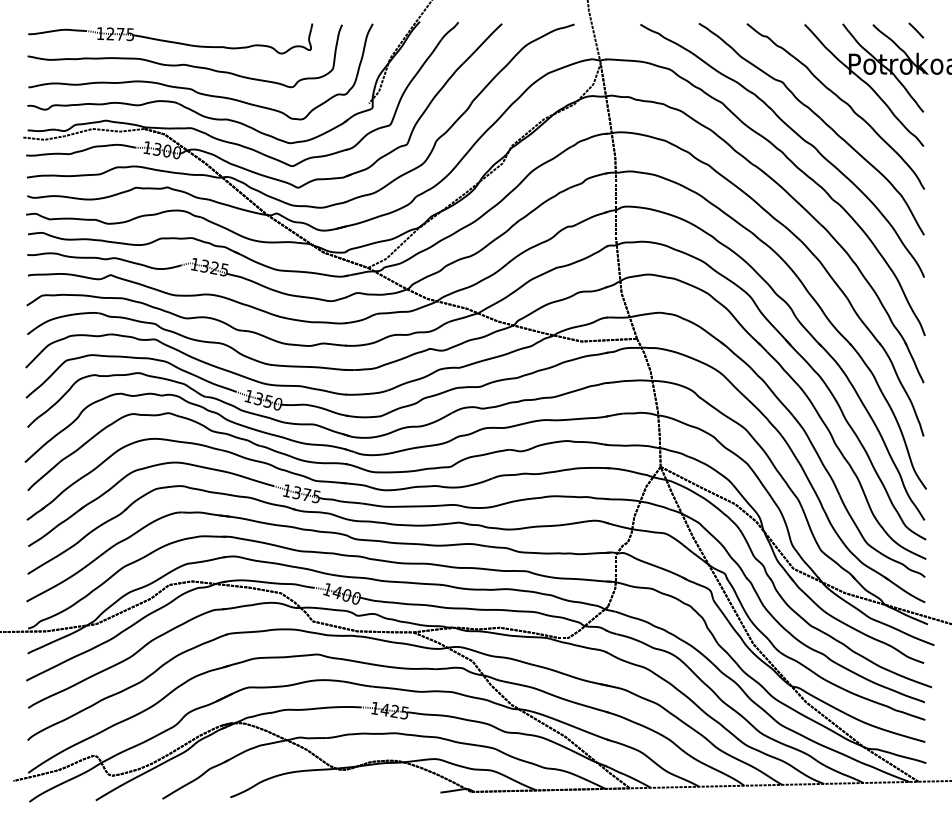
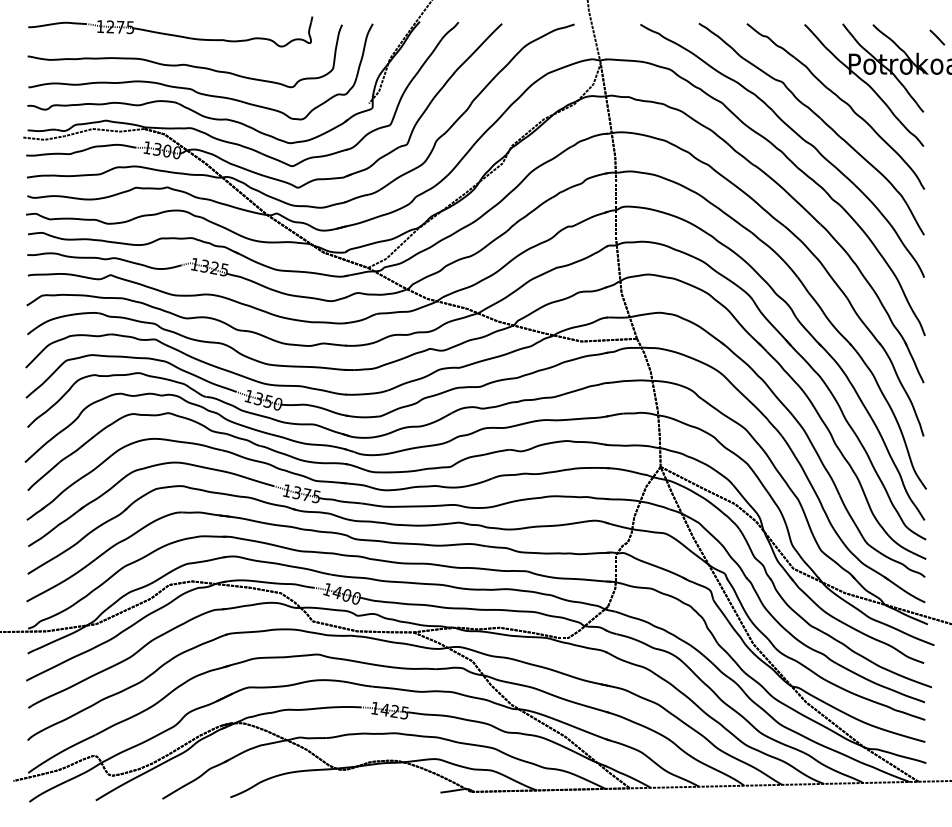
line position: (916, 30) -> (937, 37) (937, 37)
part position: (170, 38) -> (170, 31) (170, 31)
